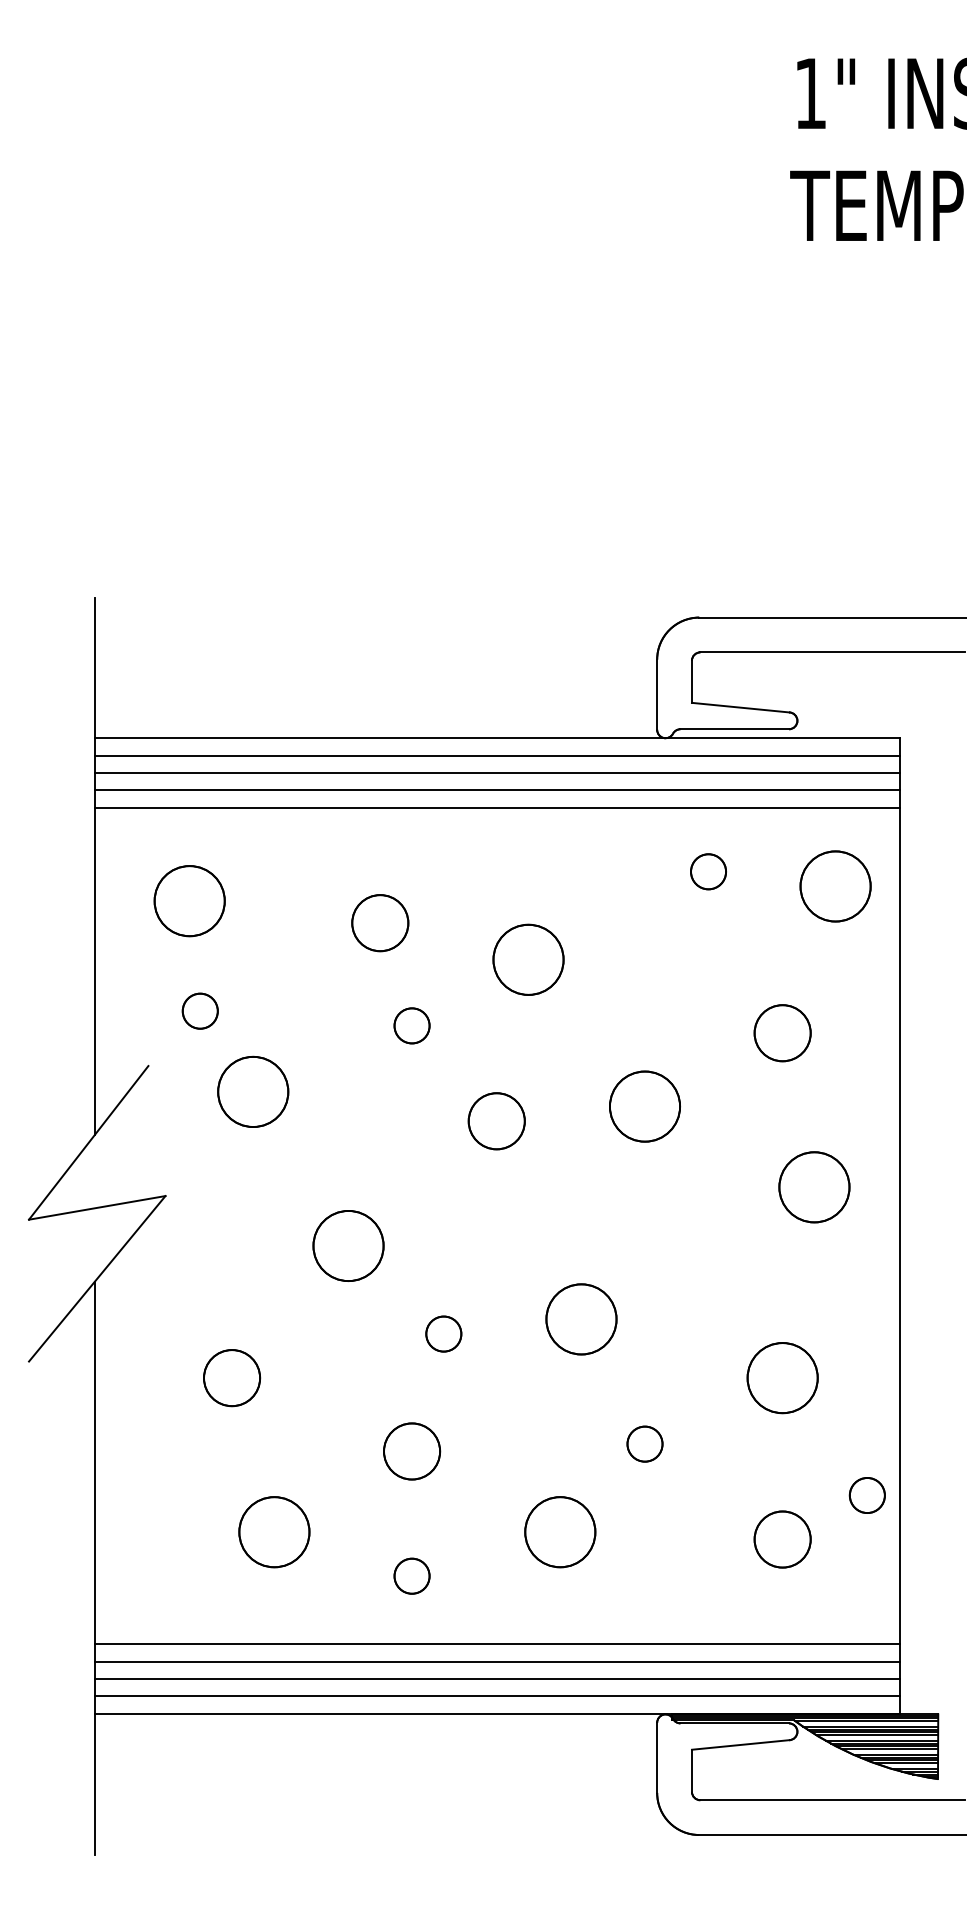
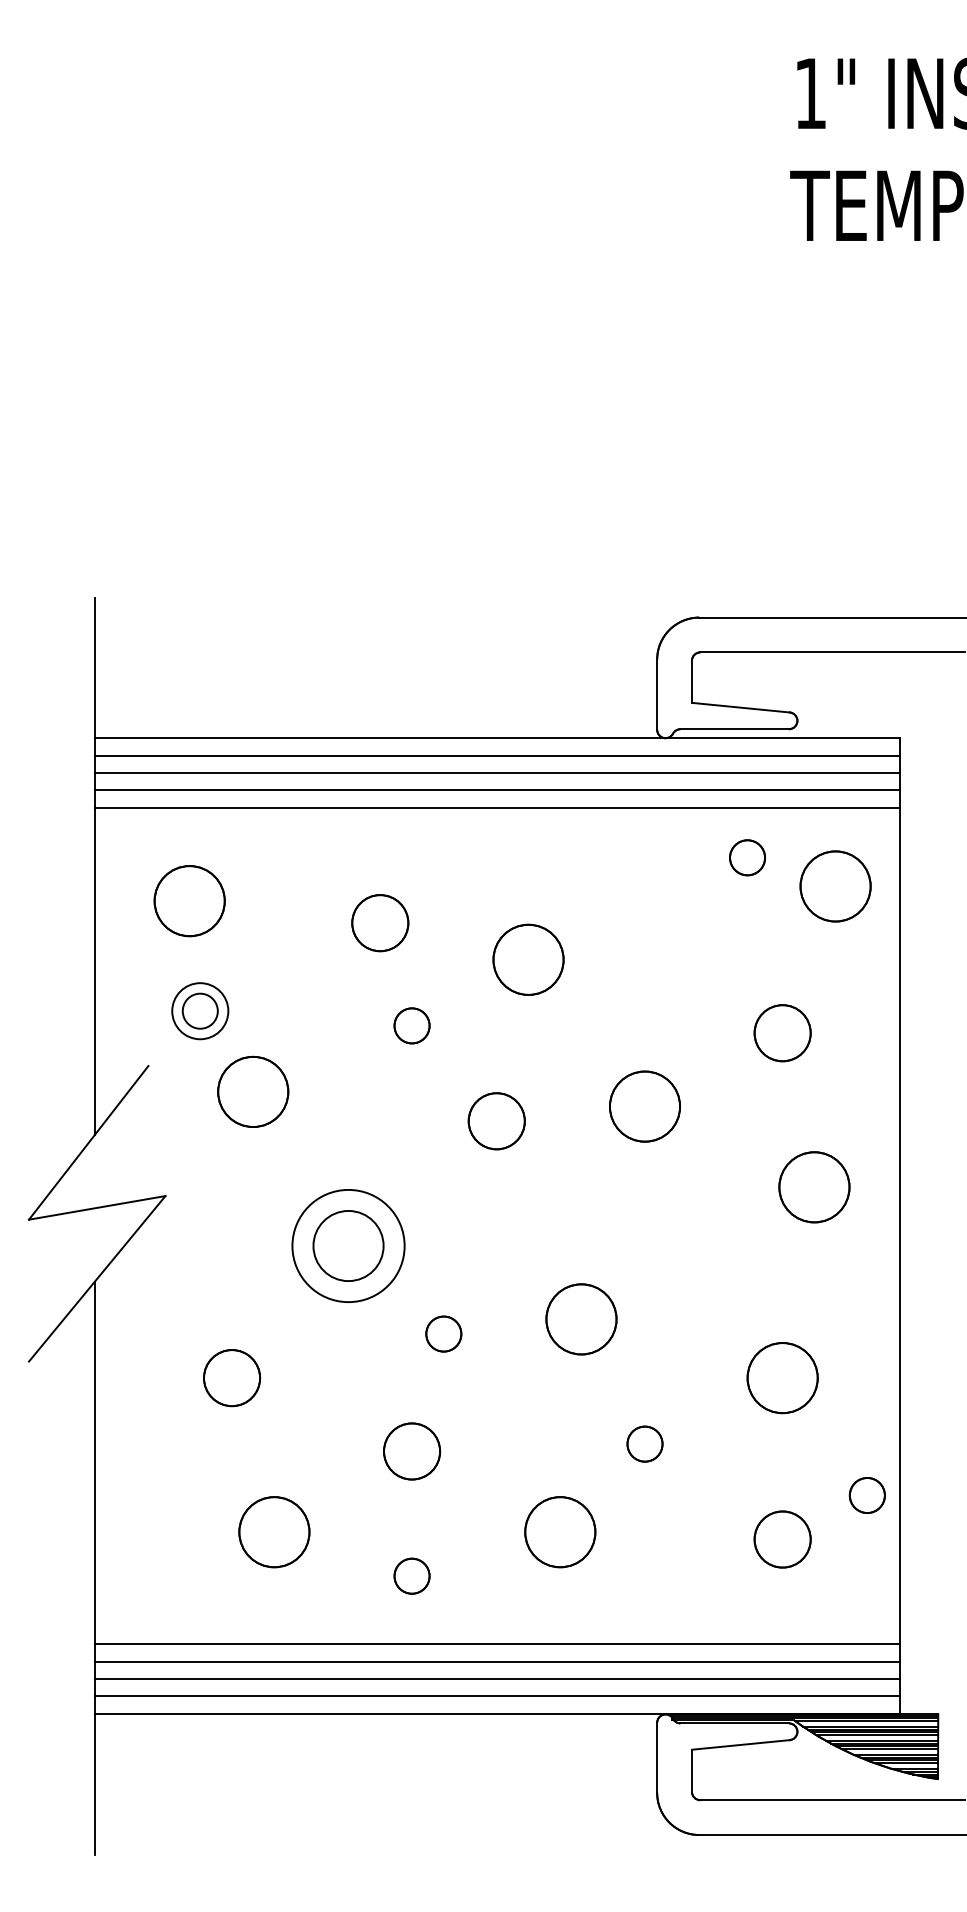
circle position: (708, 871) -> (747, 857) (747, 857)
circle diameter: 35 px -> 56 px (200, 1011)
circle diameter: 70 px -> 112 px (348, 1245)
